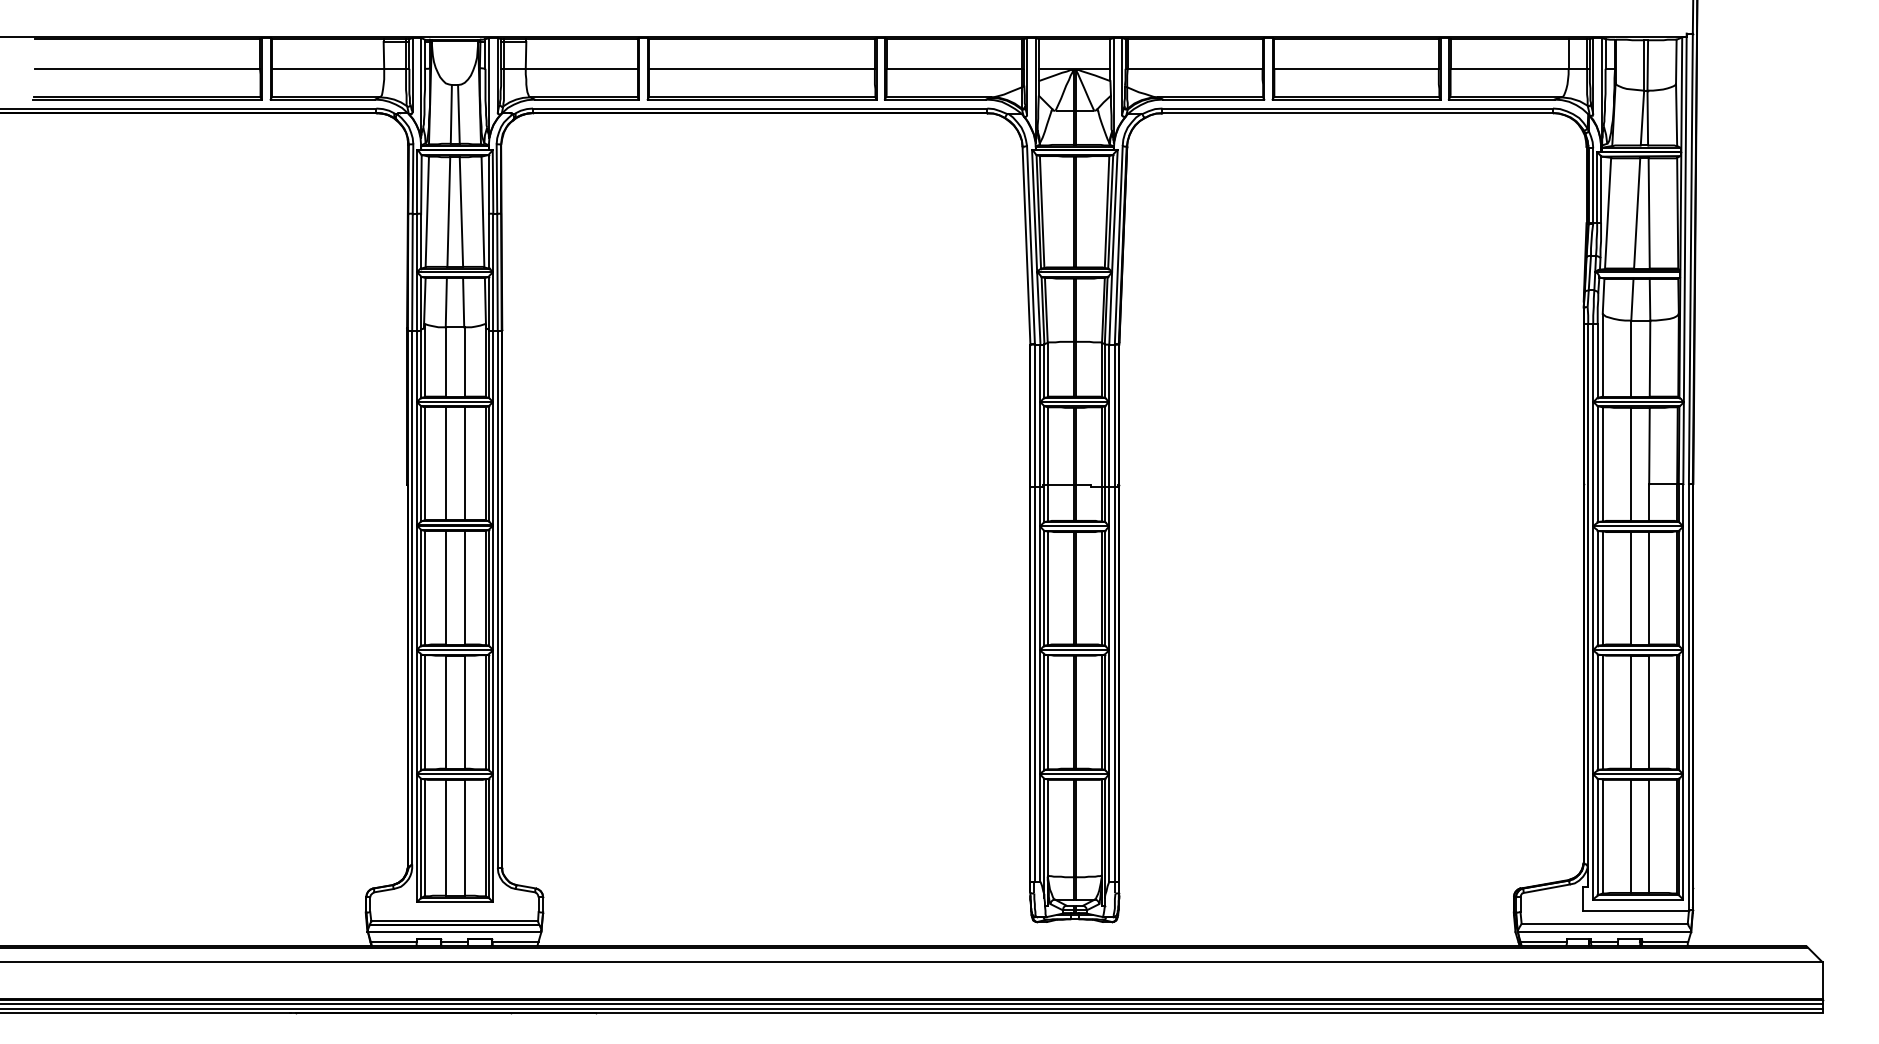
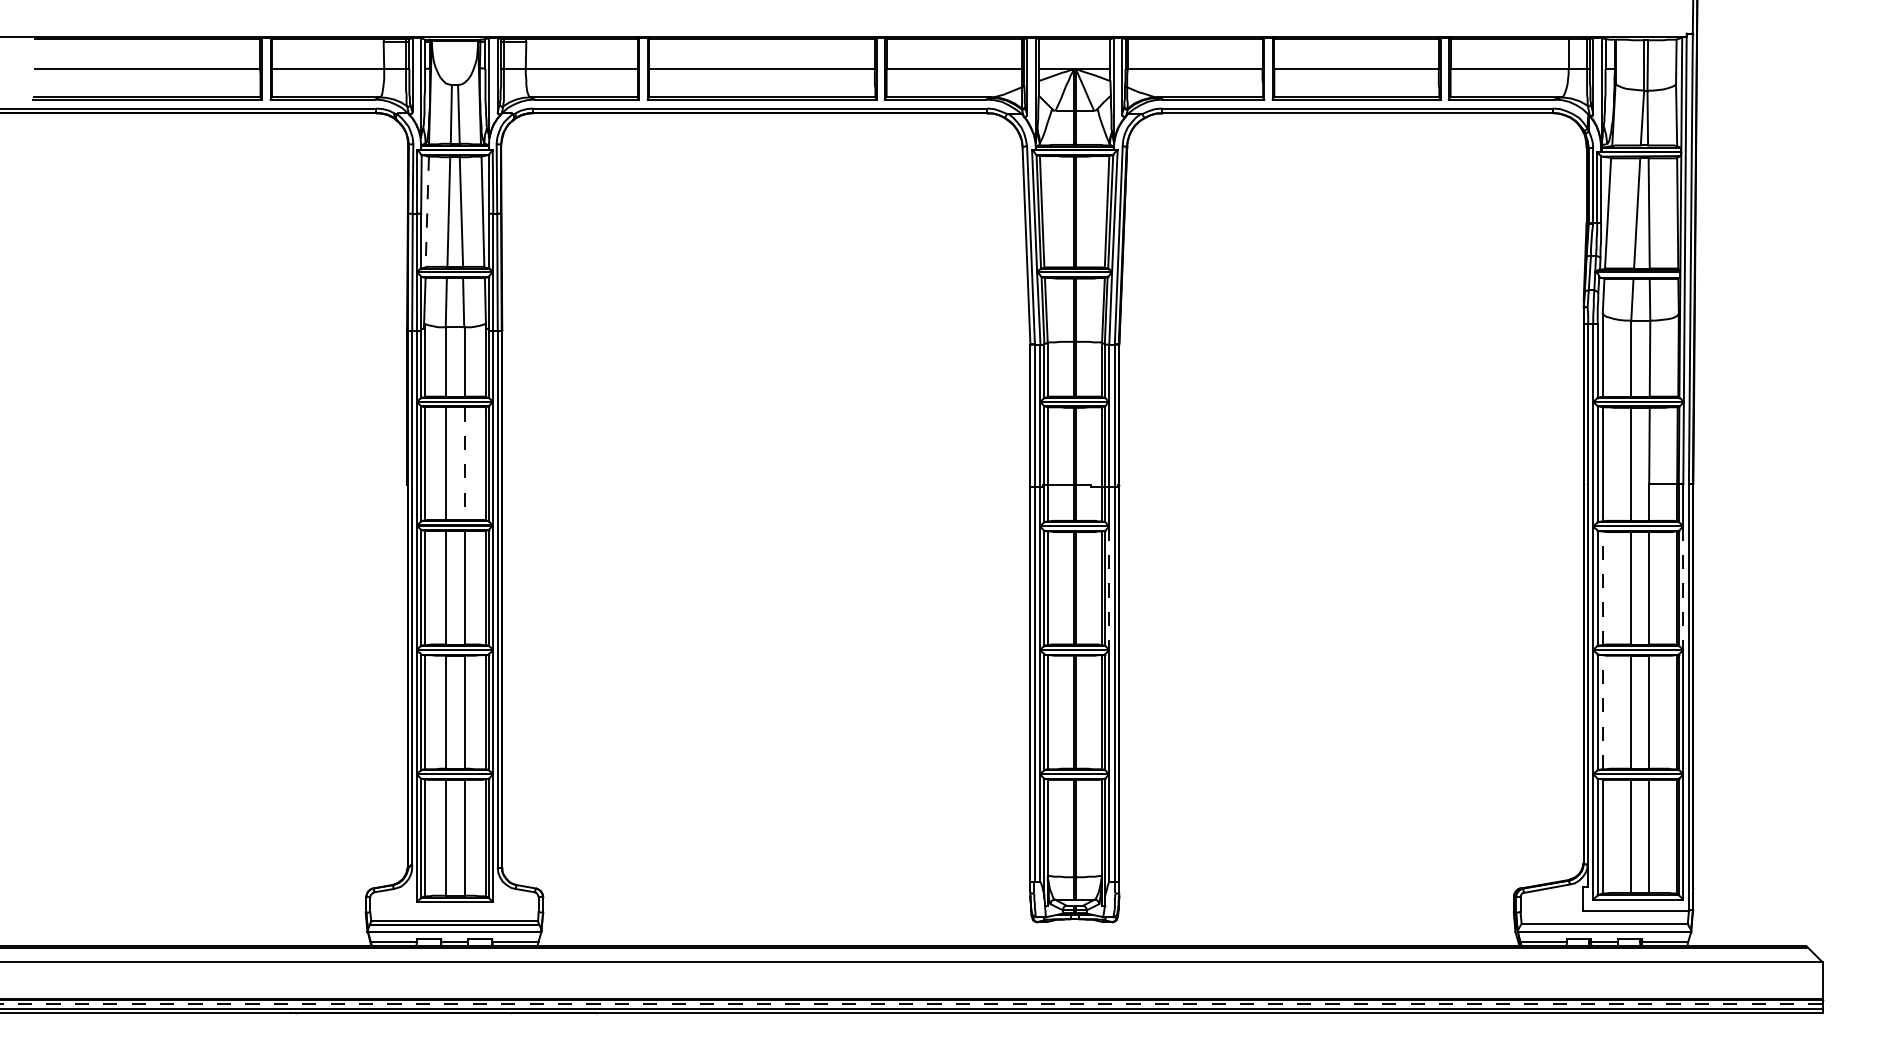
line: solid -> dashed (427, 212)
line: solid -> dashed (464, 463)
line: solid -> dashed (1109, 588)
line: solid -> dashed (1602, 588)
line: solid -> dashed (1683, 588)
line: solid -> dashed (1602, 711)
line: solid -> dashed (910, 1004)
